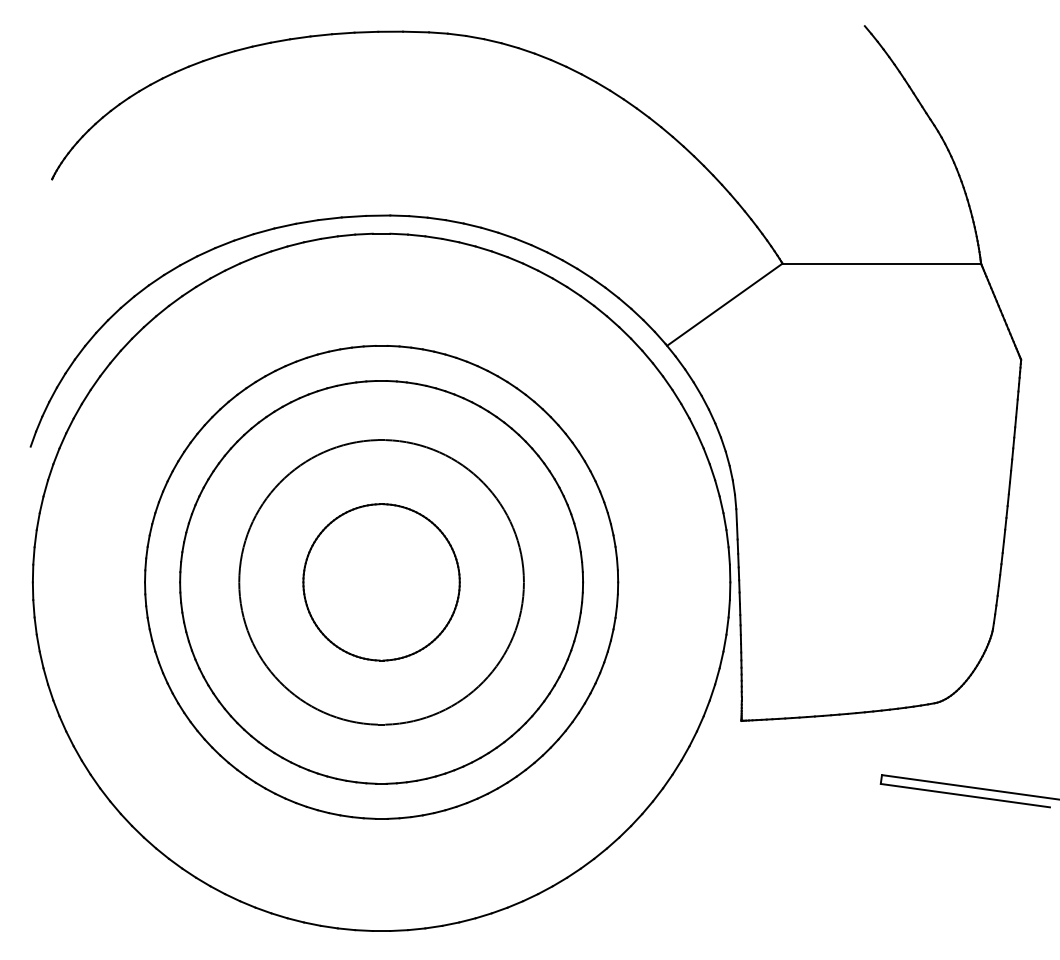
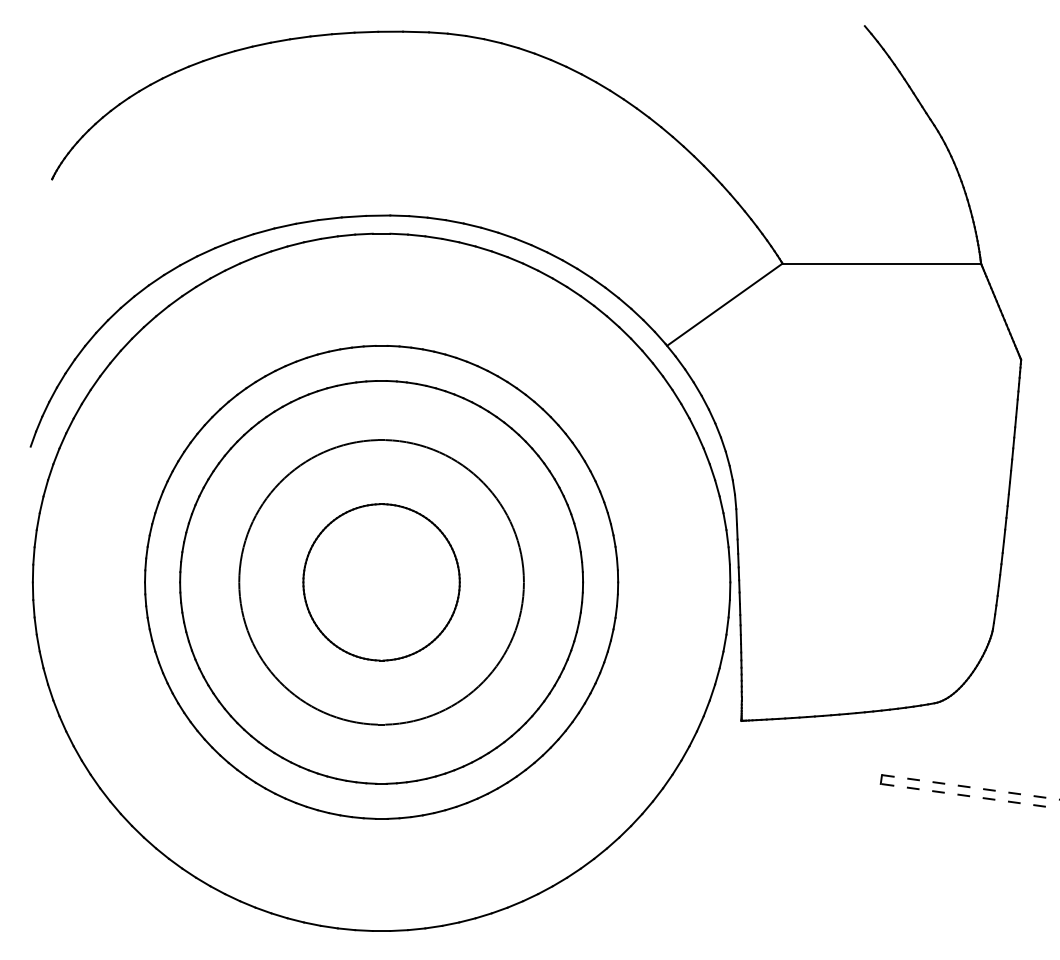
line: solid -> dashed (971, 787)
line: solid -> dashed (965, 795)
